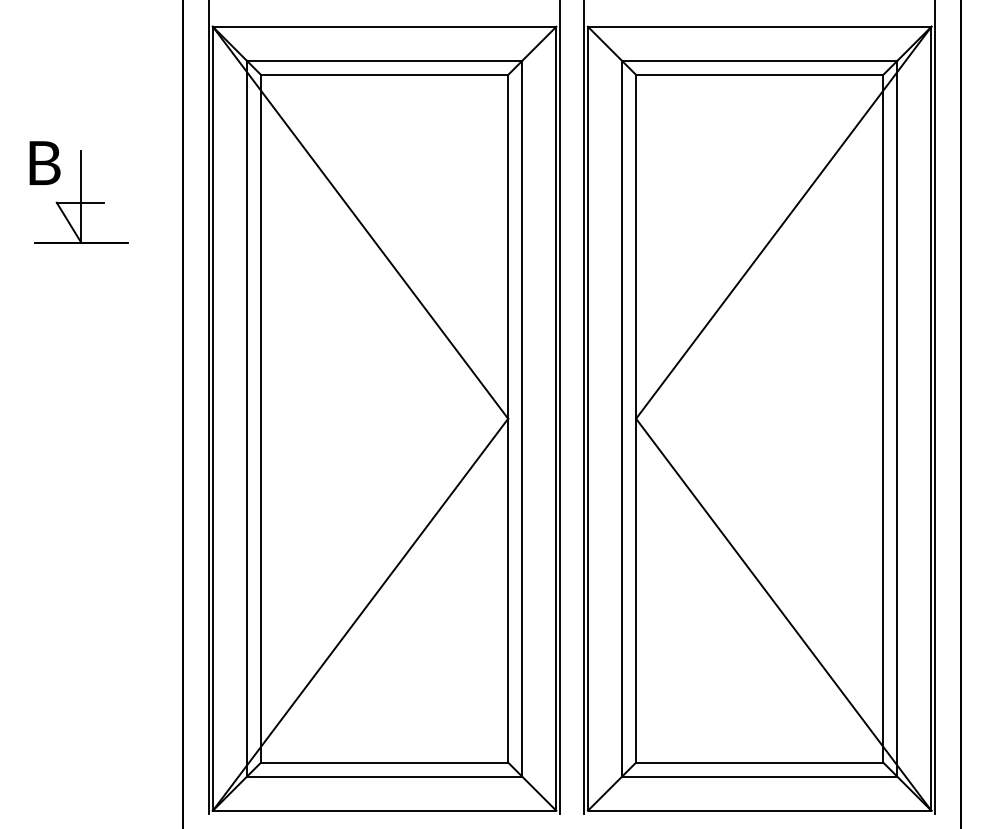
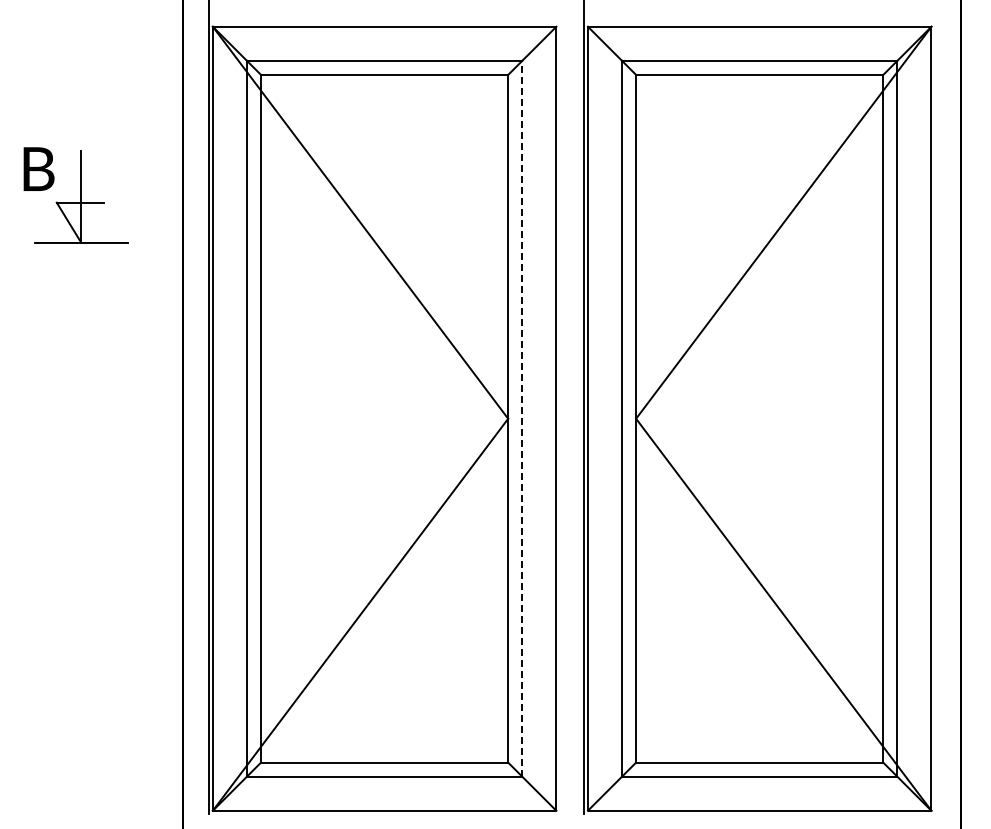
text position: (44, 162) -> (38, 168) (38, 168)
line: present -> none (559, 408)
line: present -> none (934, 408)
line: solid -> dashed (522, 418)
